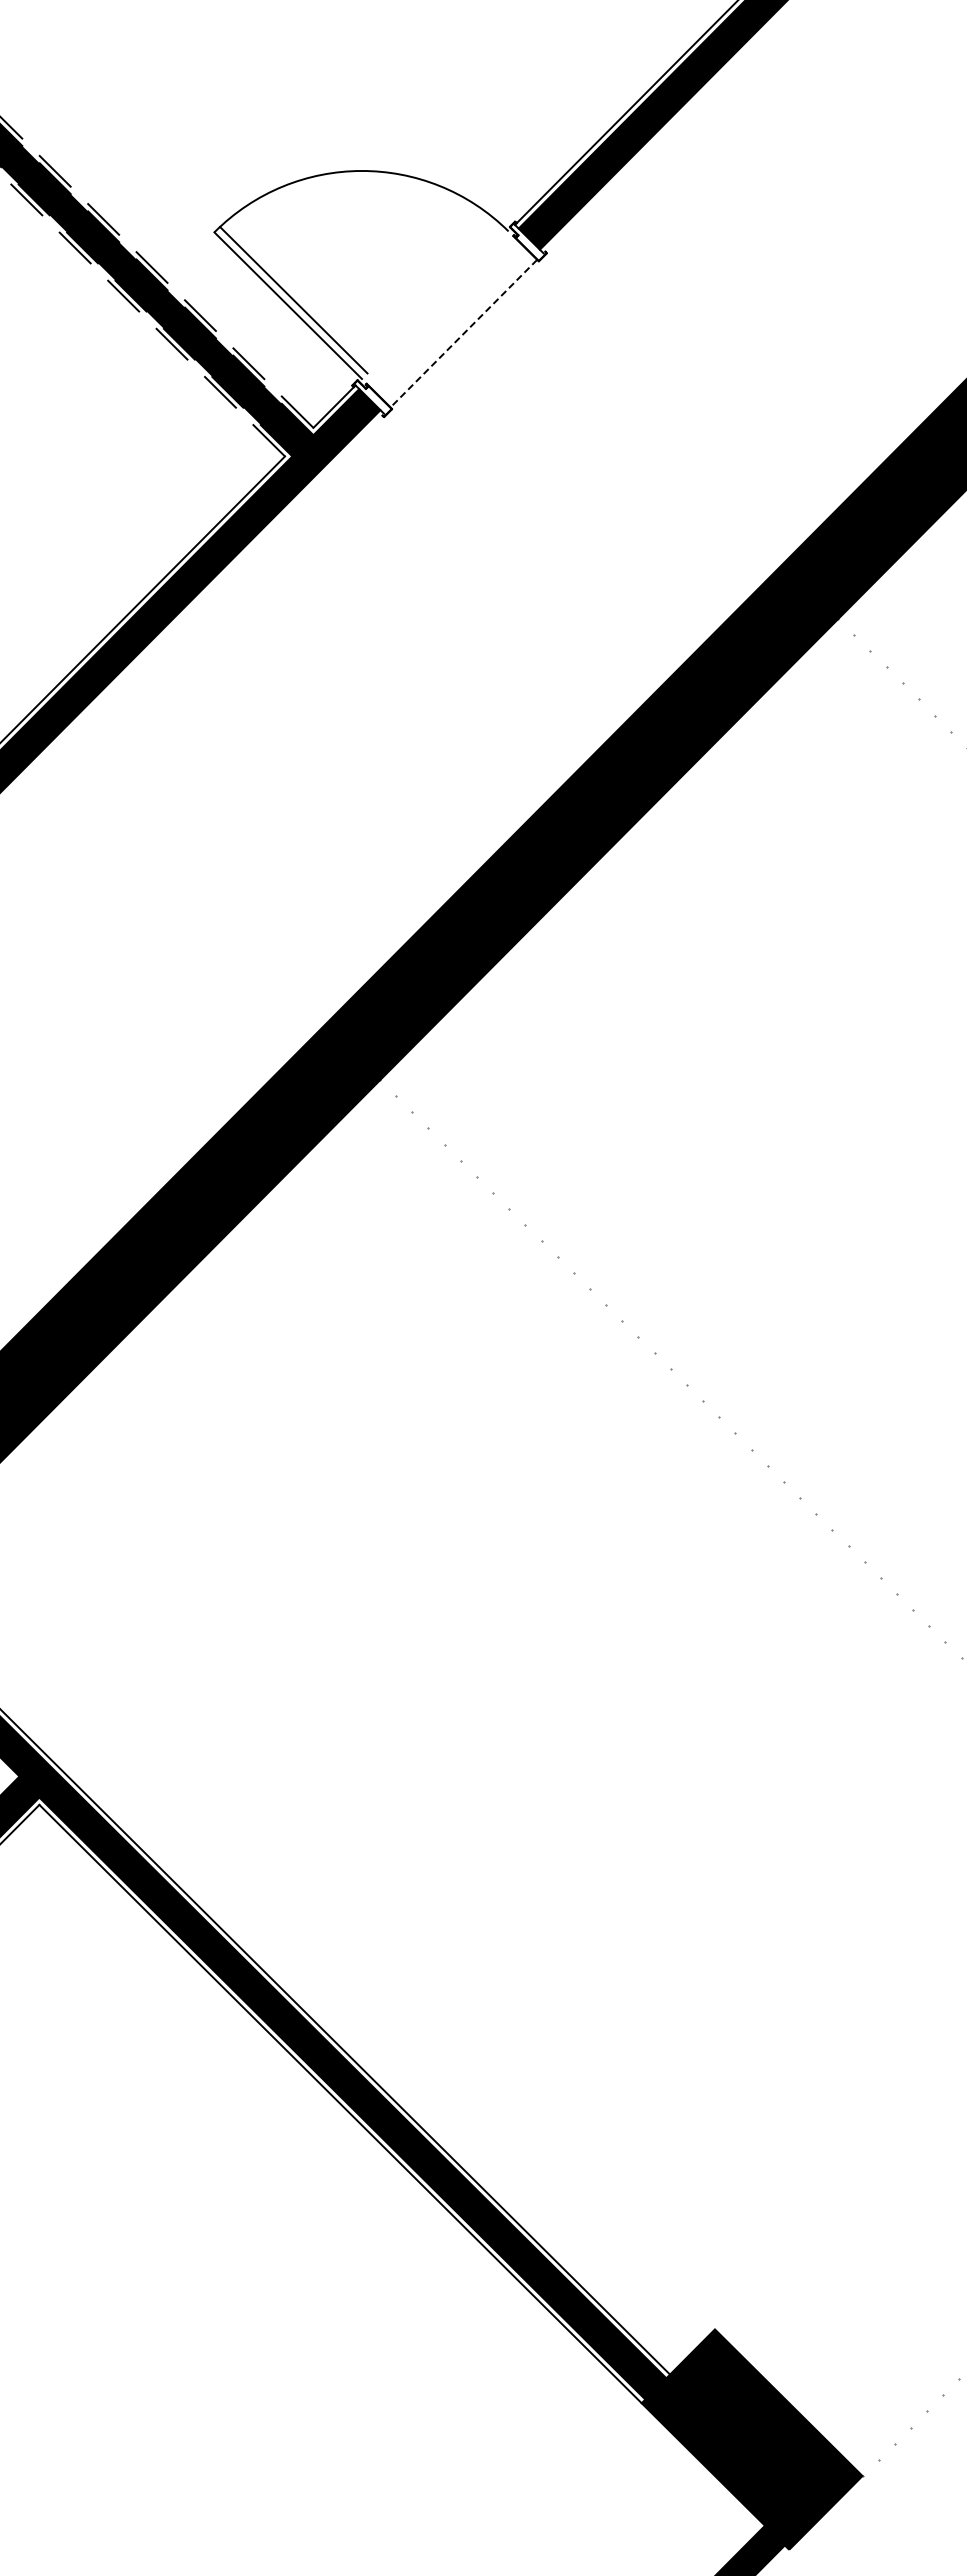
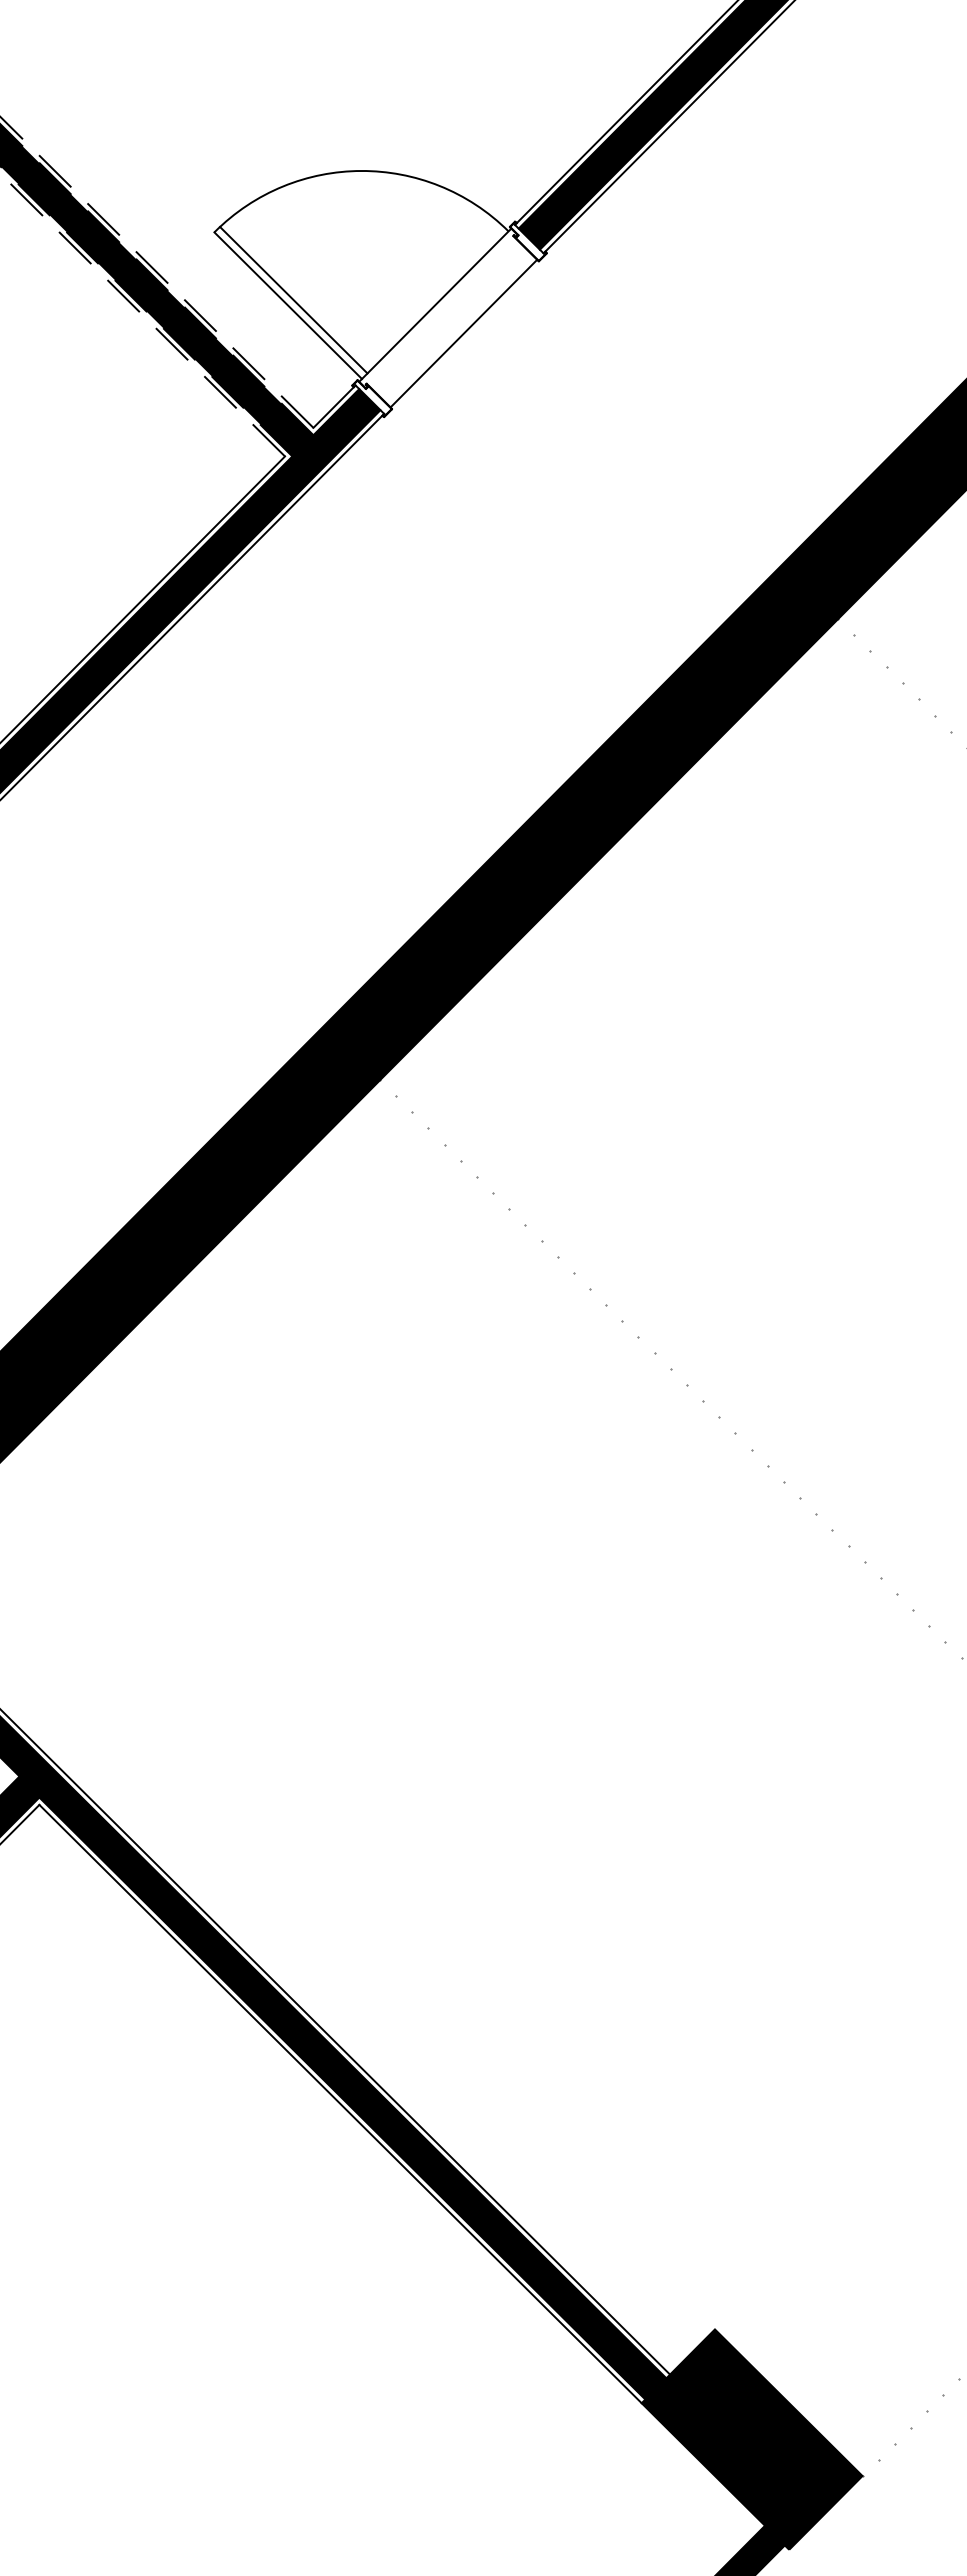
line: none -> present (667, 127)
line: none -> present (435, 304)
line: dashed -> solid (463, 333)
line: none -> present (193, 605)
